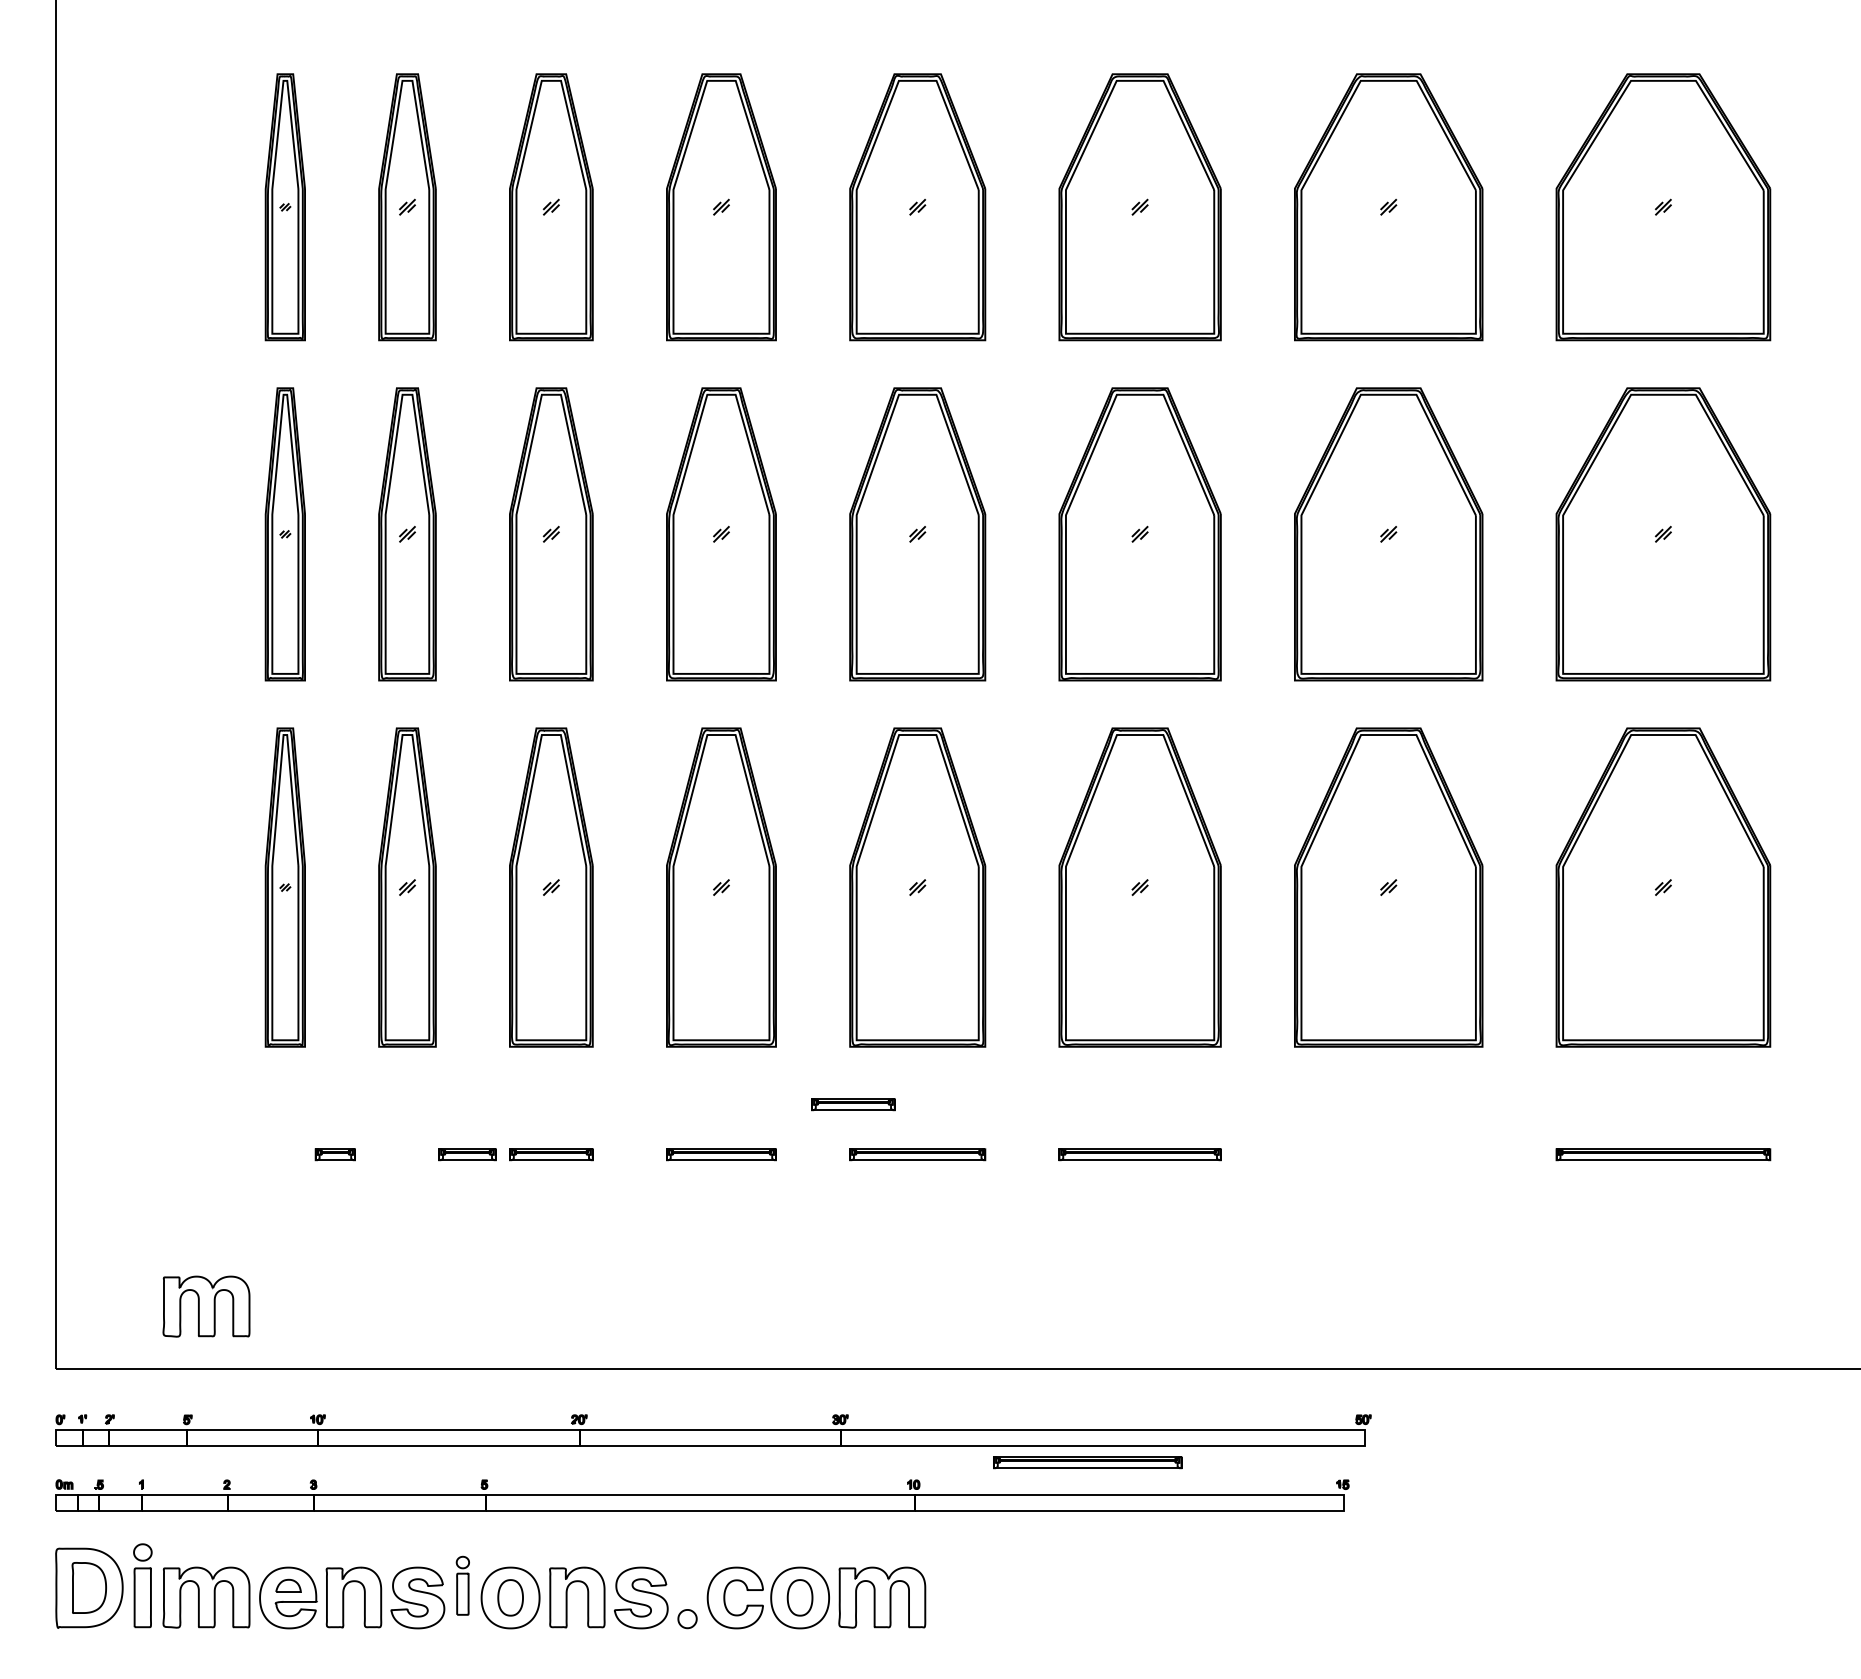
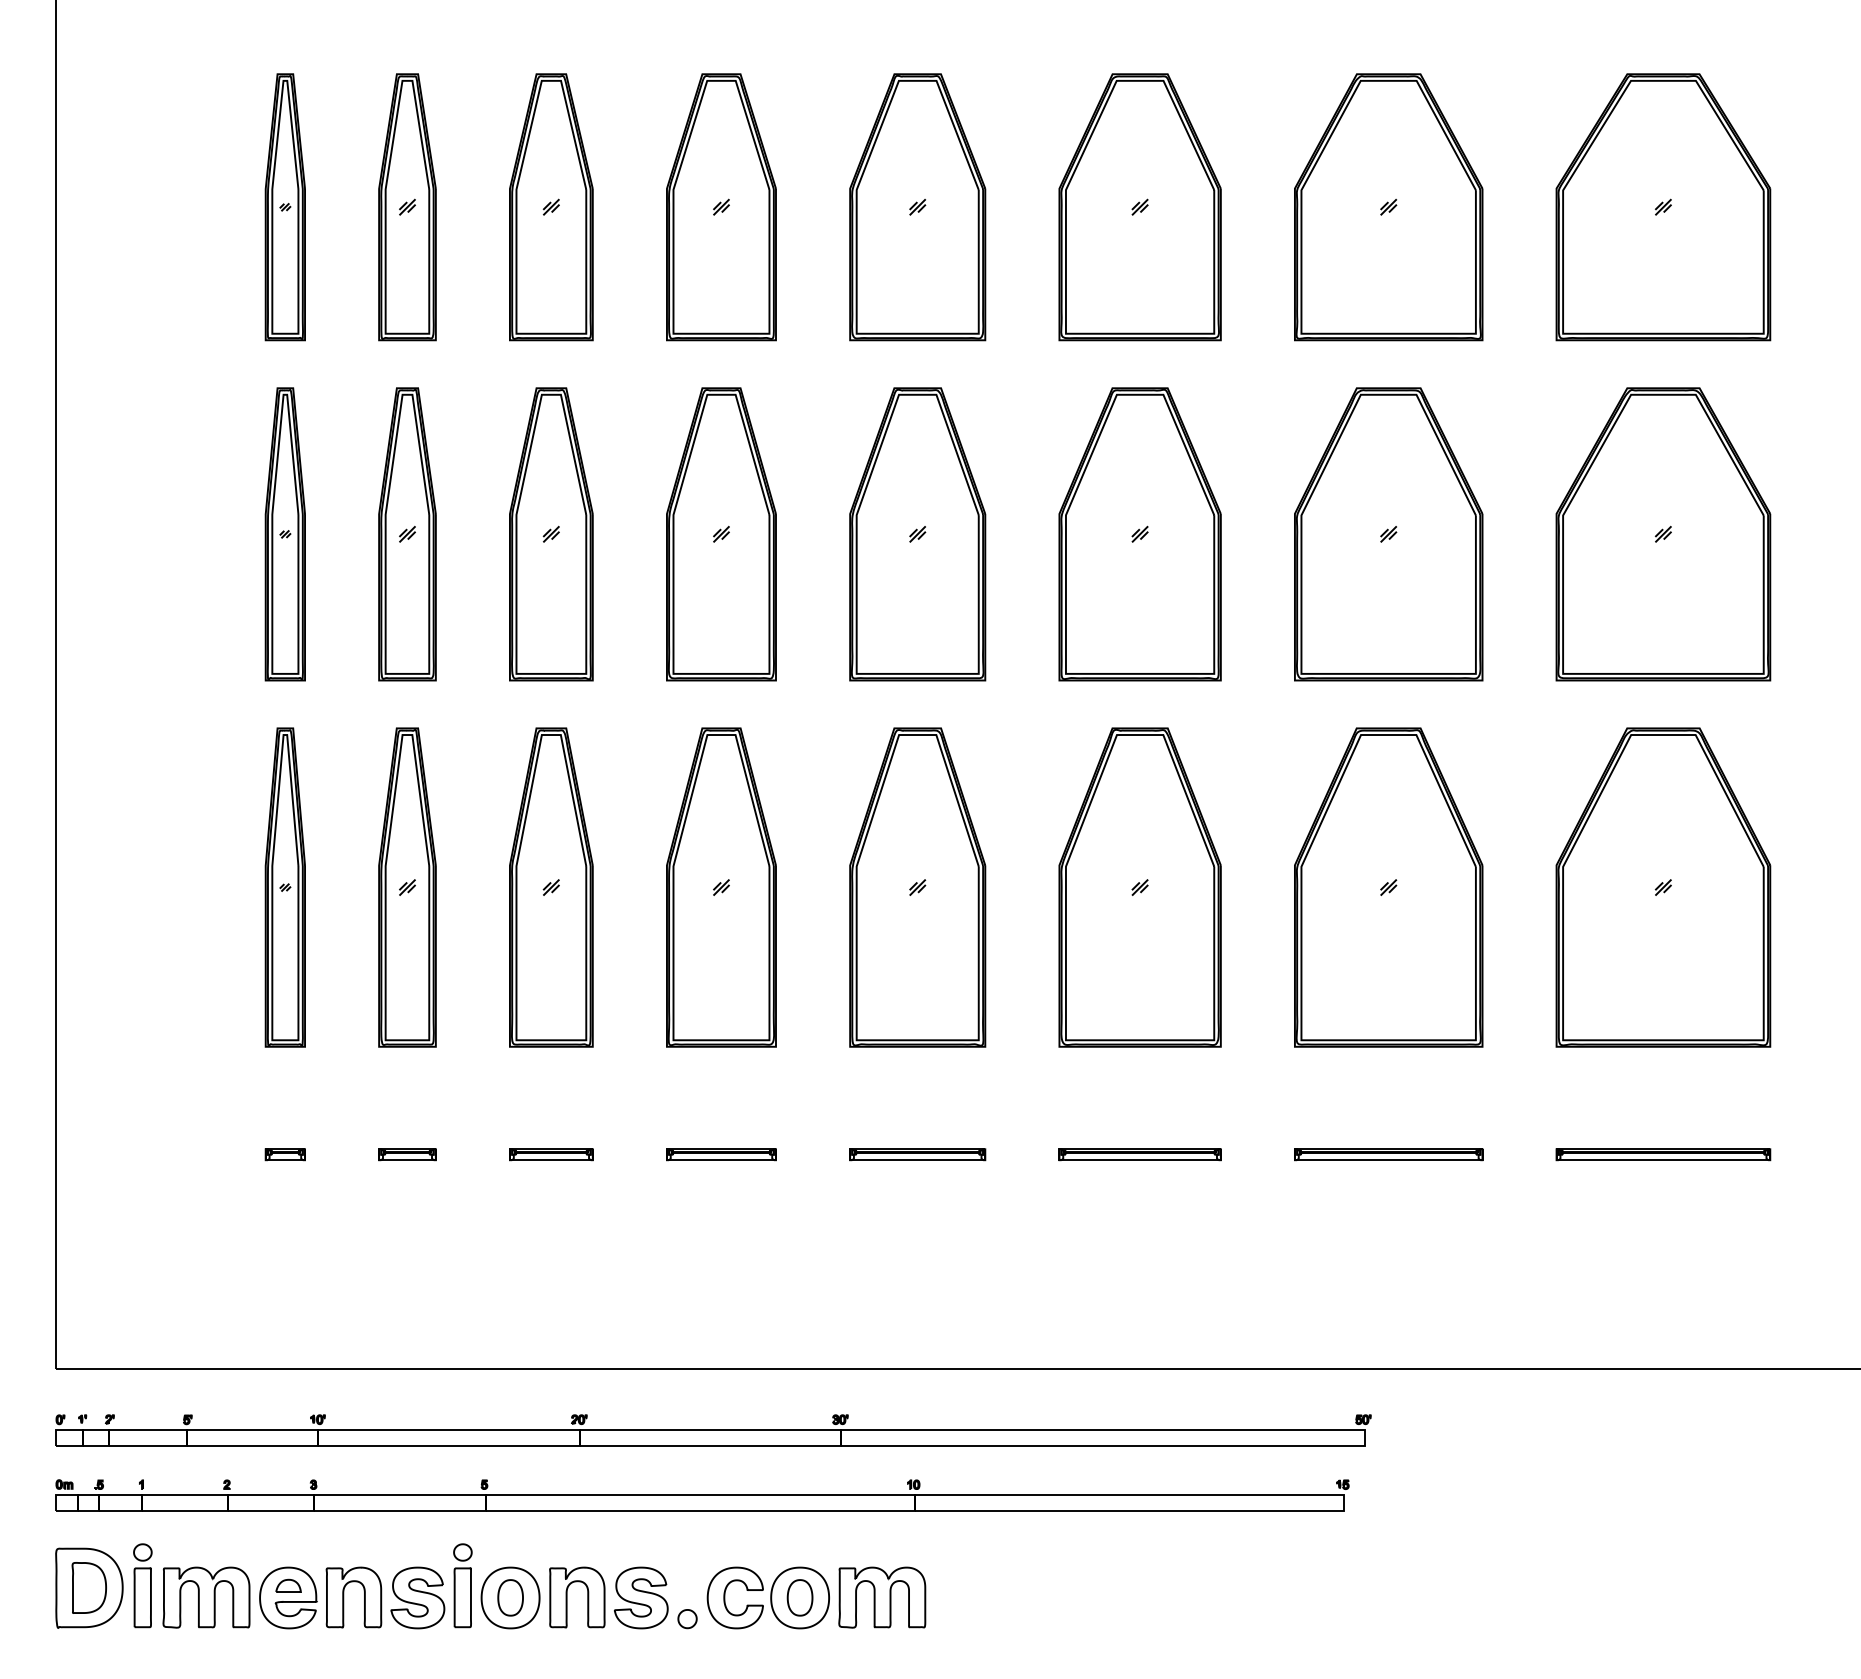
part: present -> none (853, 1104)
part position: (334, 1154) -> (284, 1154) (284, 1154)
part position: (467, 1154) -> (407, 1154) (407, 1154)
part: present -> none (206, 1306)
part position: (1087, 1462) -> (1388, 1154) (1388, 1154)
part size: 15x61 px -> 20x86 px (462, 1585)
